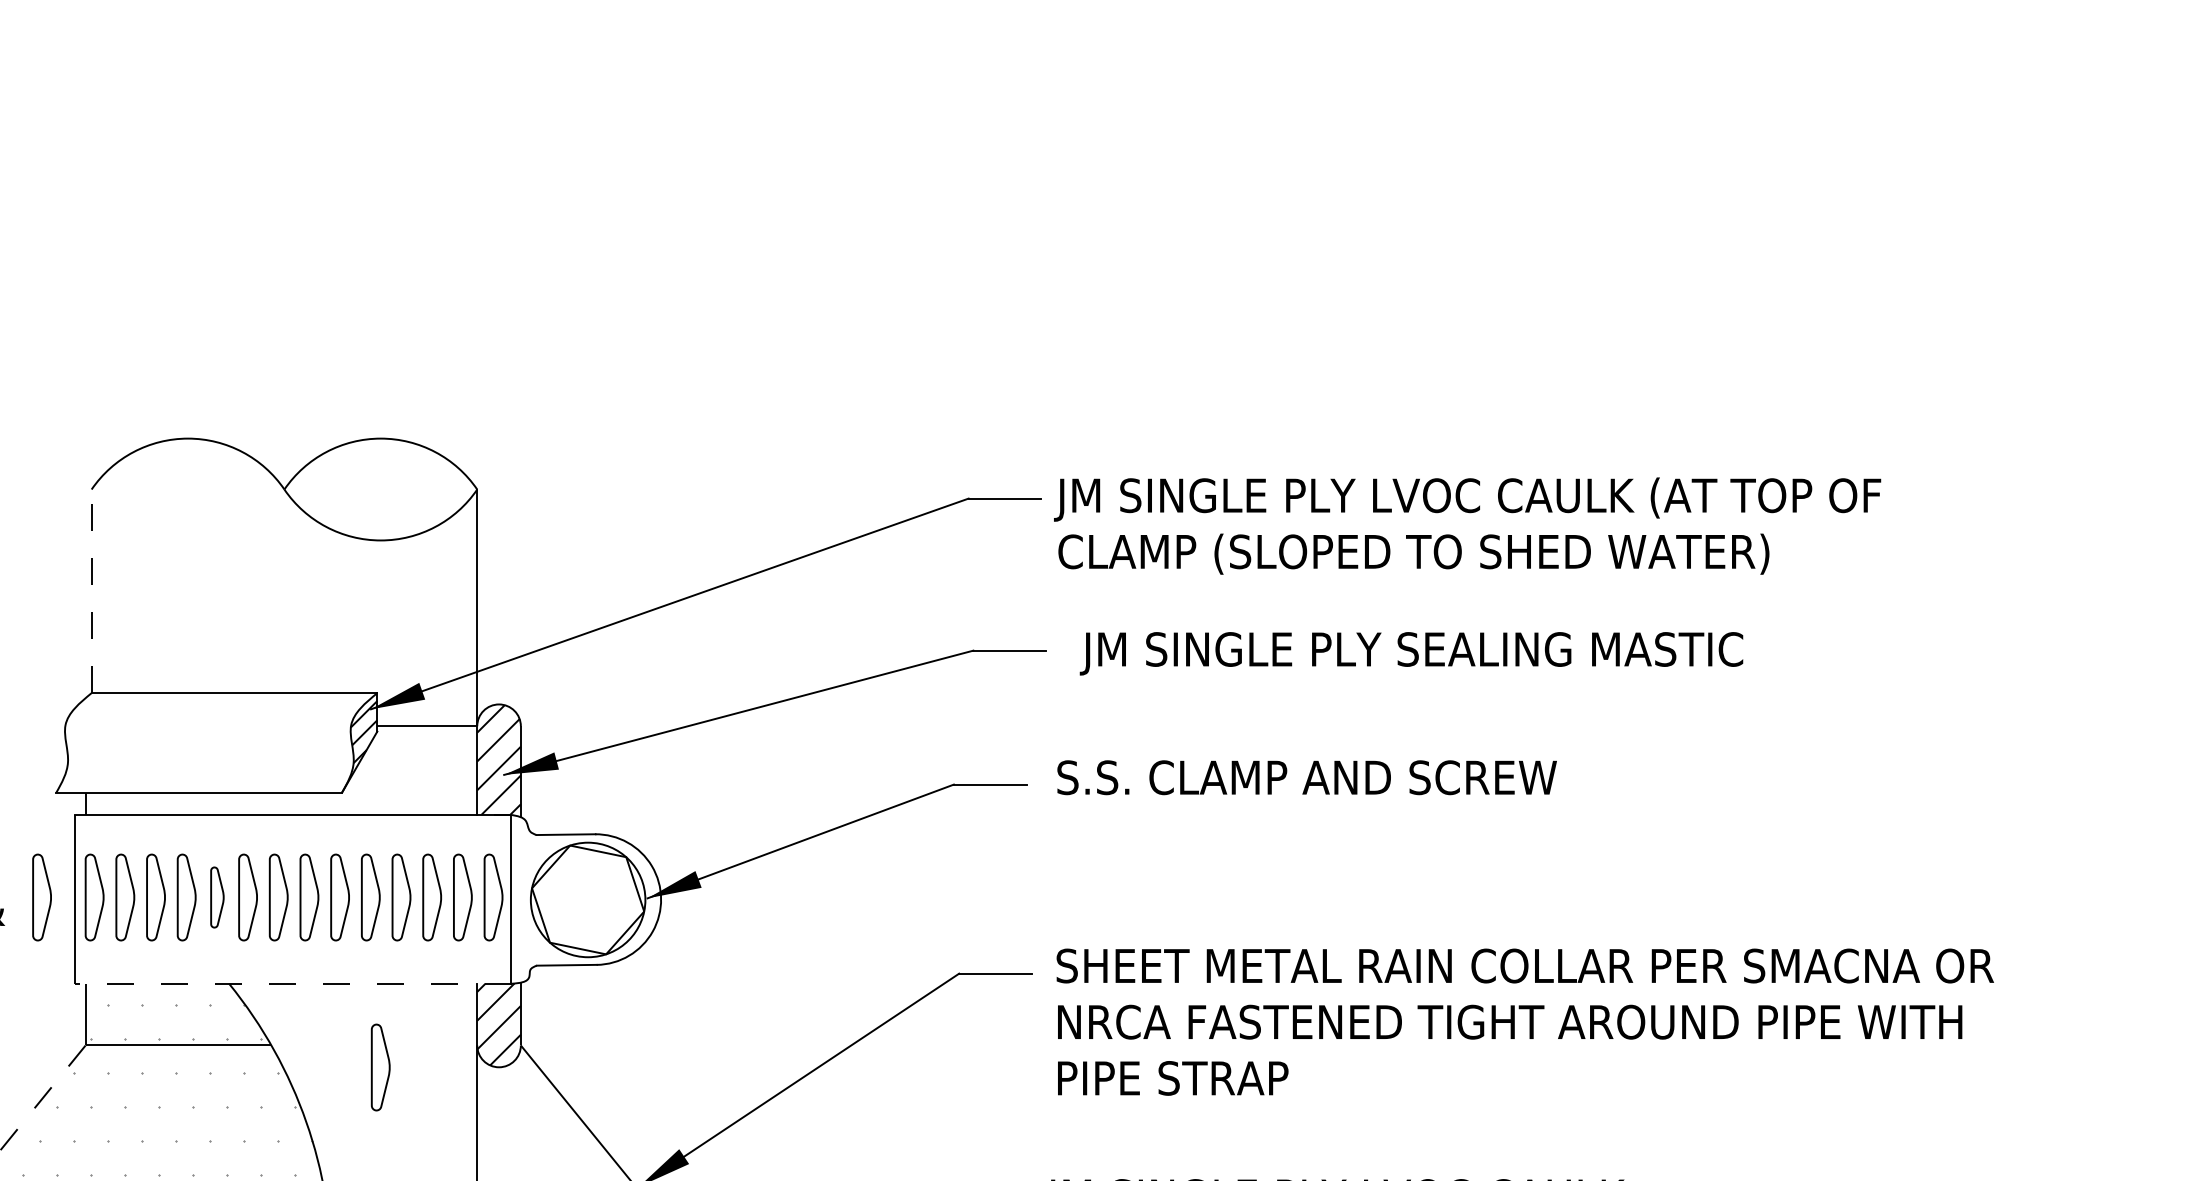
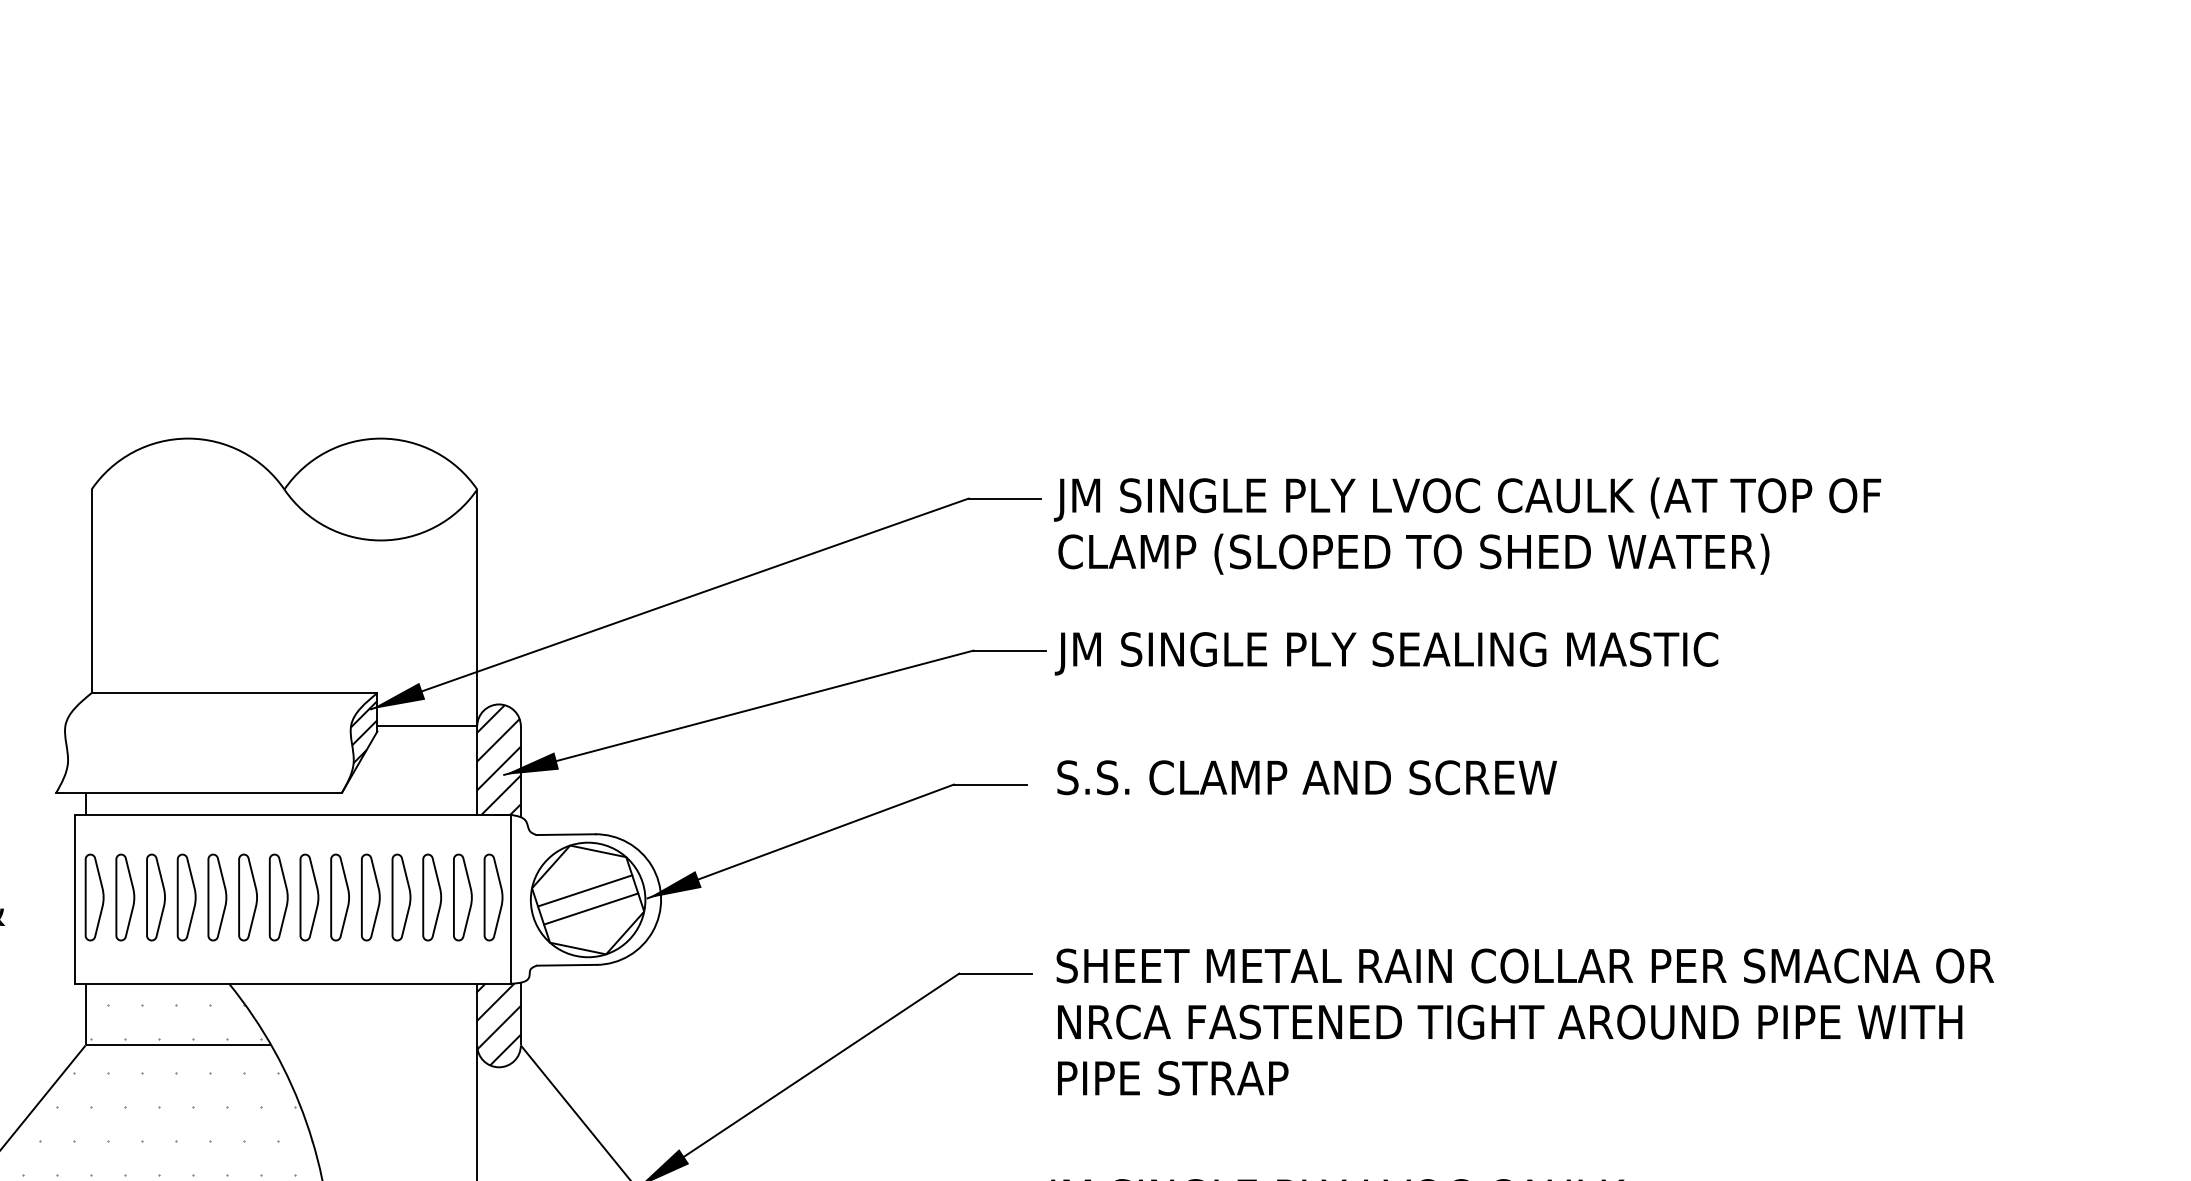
line: dashed -> solid (91, 591)
text position: (1411, 653) -> (1386, 653) (1386, 653)
line: none -> present (585, 890)
part: present -> none (41, 897)
part size: 15x63 px -> 21x89 px (217, 897)
line: none -> present (591, 908)
line: dashed -> solid (292, 983)
part: present -> none (380, 1067)
line: dashed -> solid (42, 1098)
